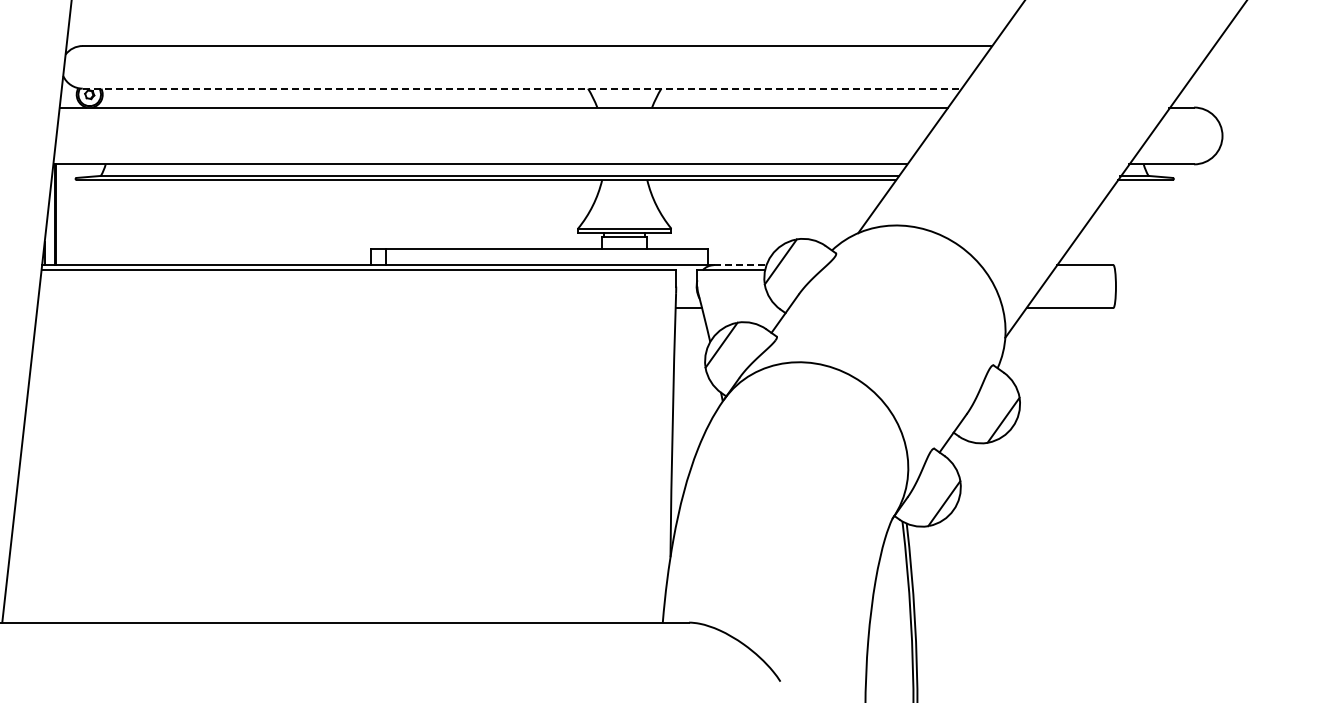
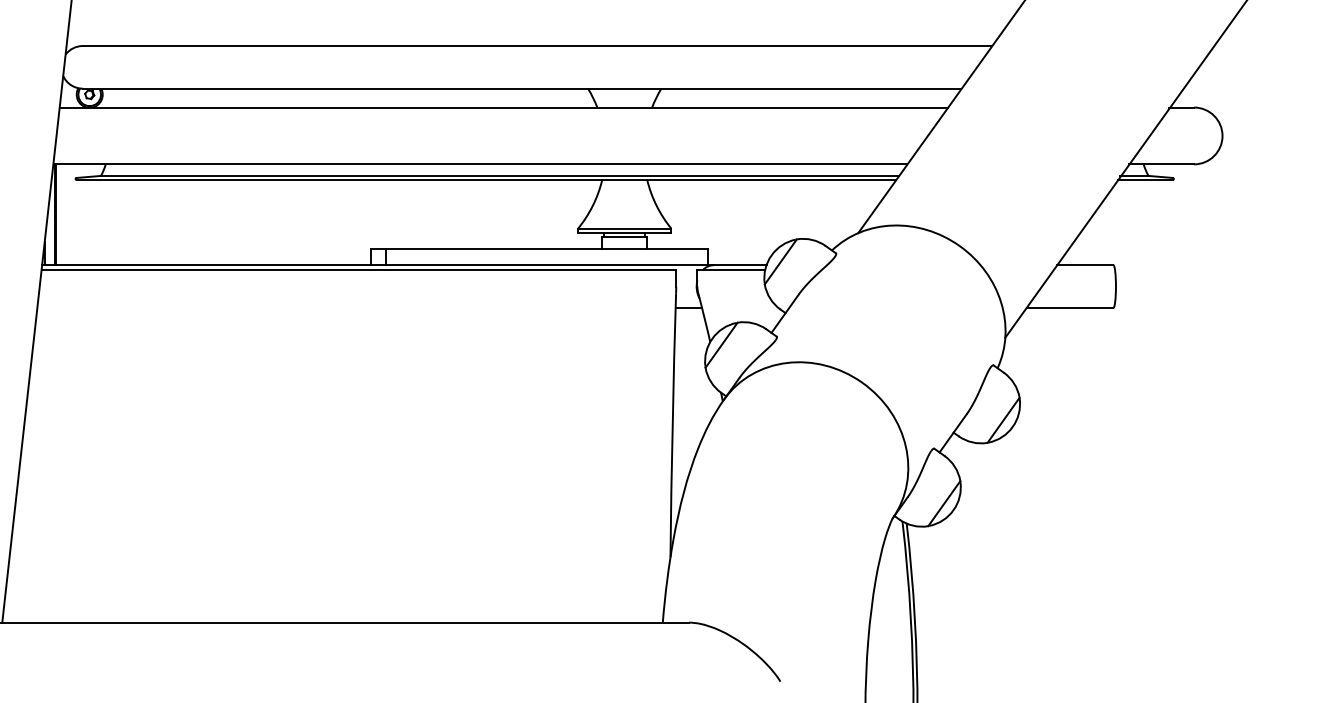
line: dashed -> solid (522, 88)
line: dashed -> solid (740, 265)
